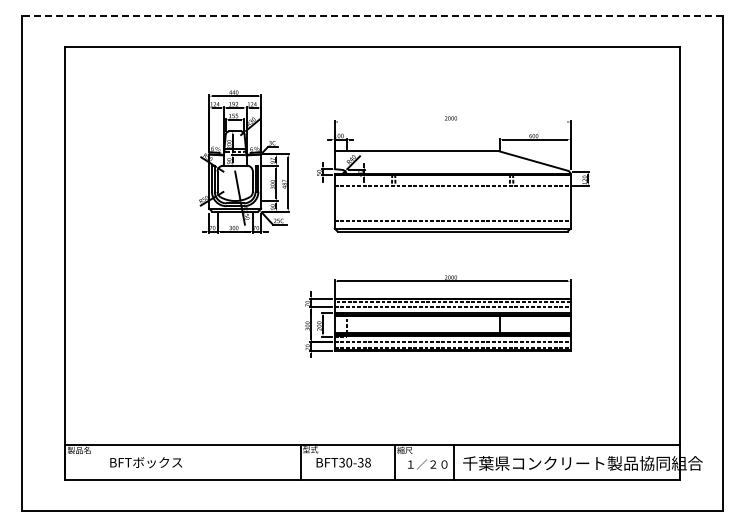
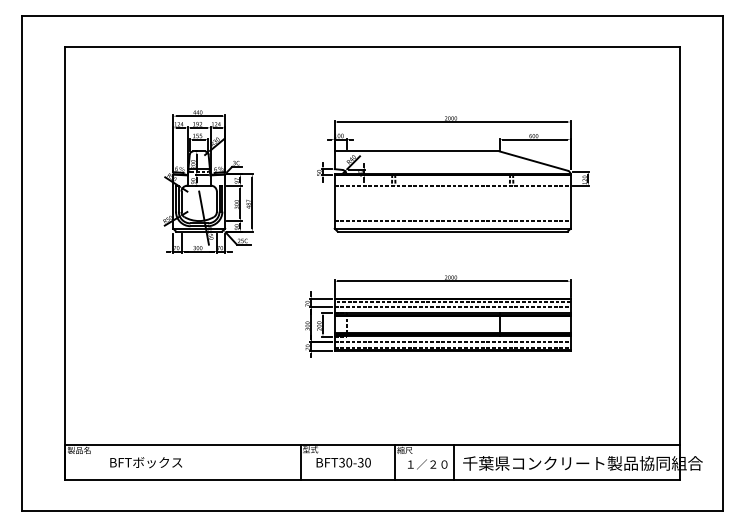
line: dashed -> solid (372, 15)
line: none -> present (452, 122)
part position: (244, 161) -> (208, 181) (208, 181)
text: BFT30-38 -> BFT30-30 (367, 462)
